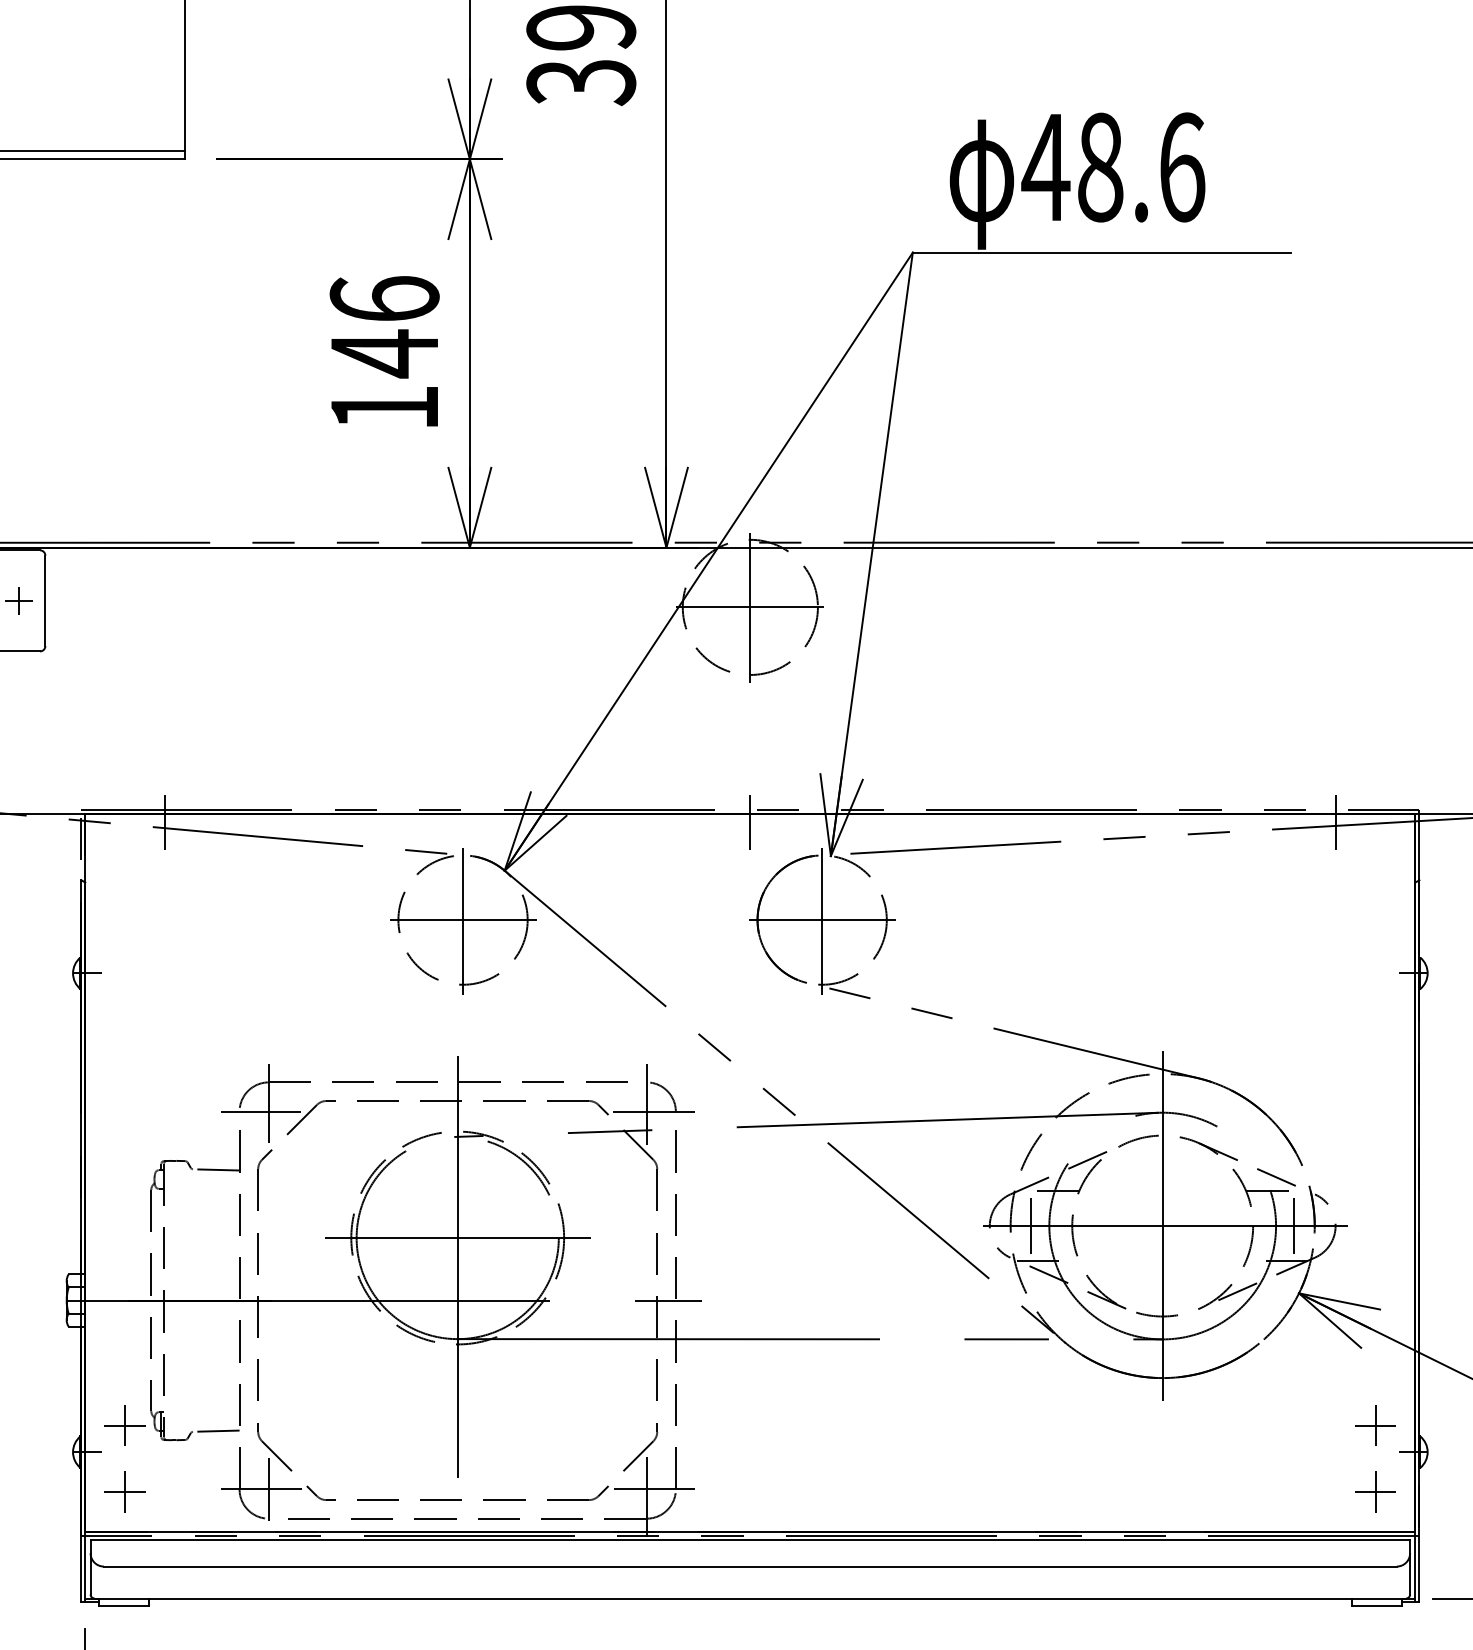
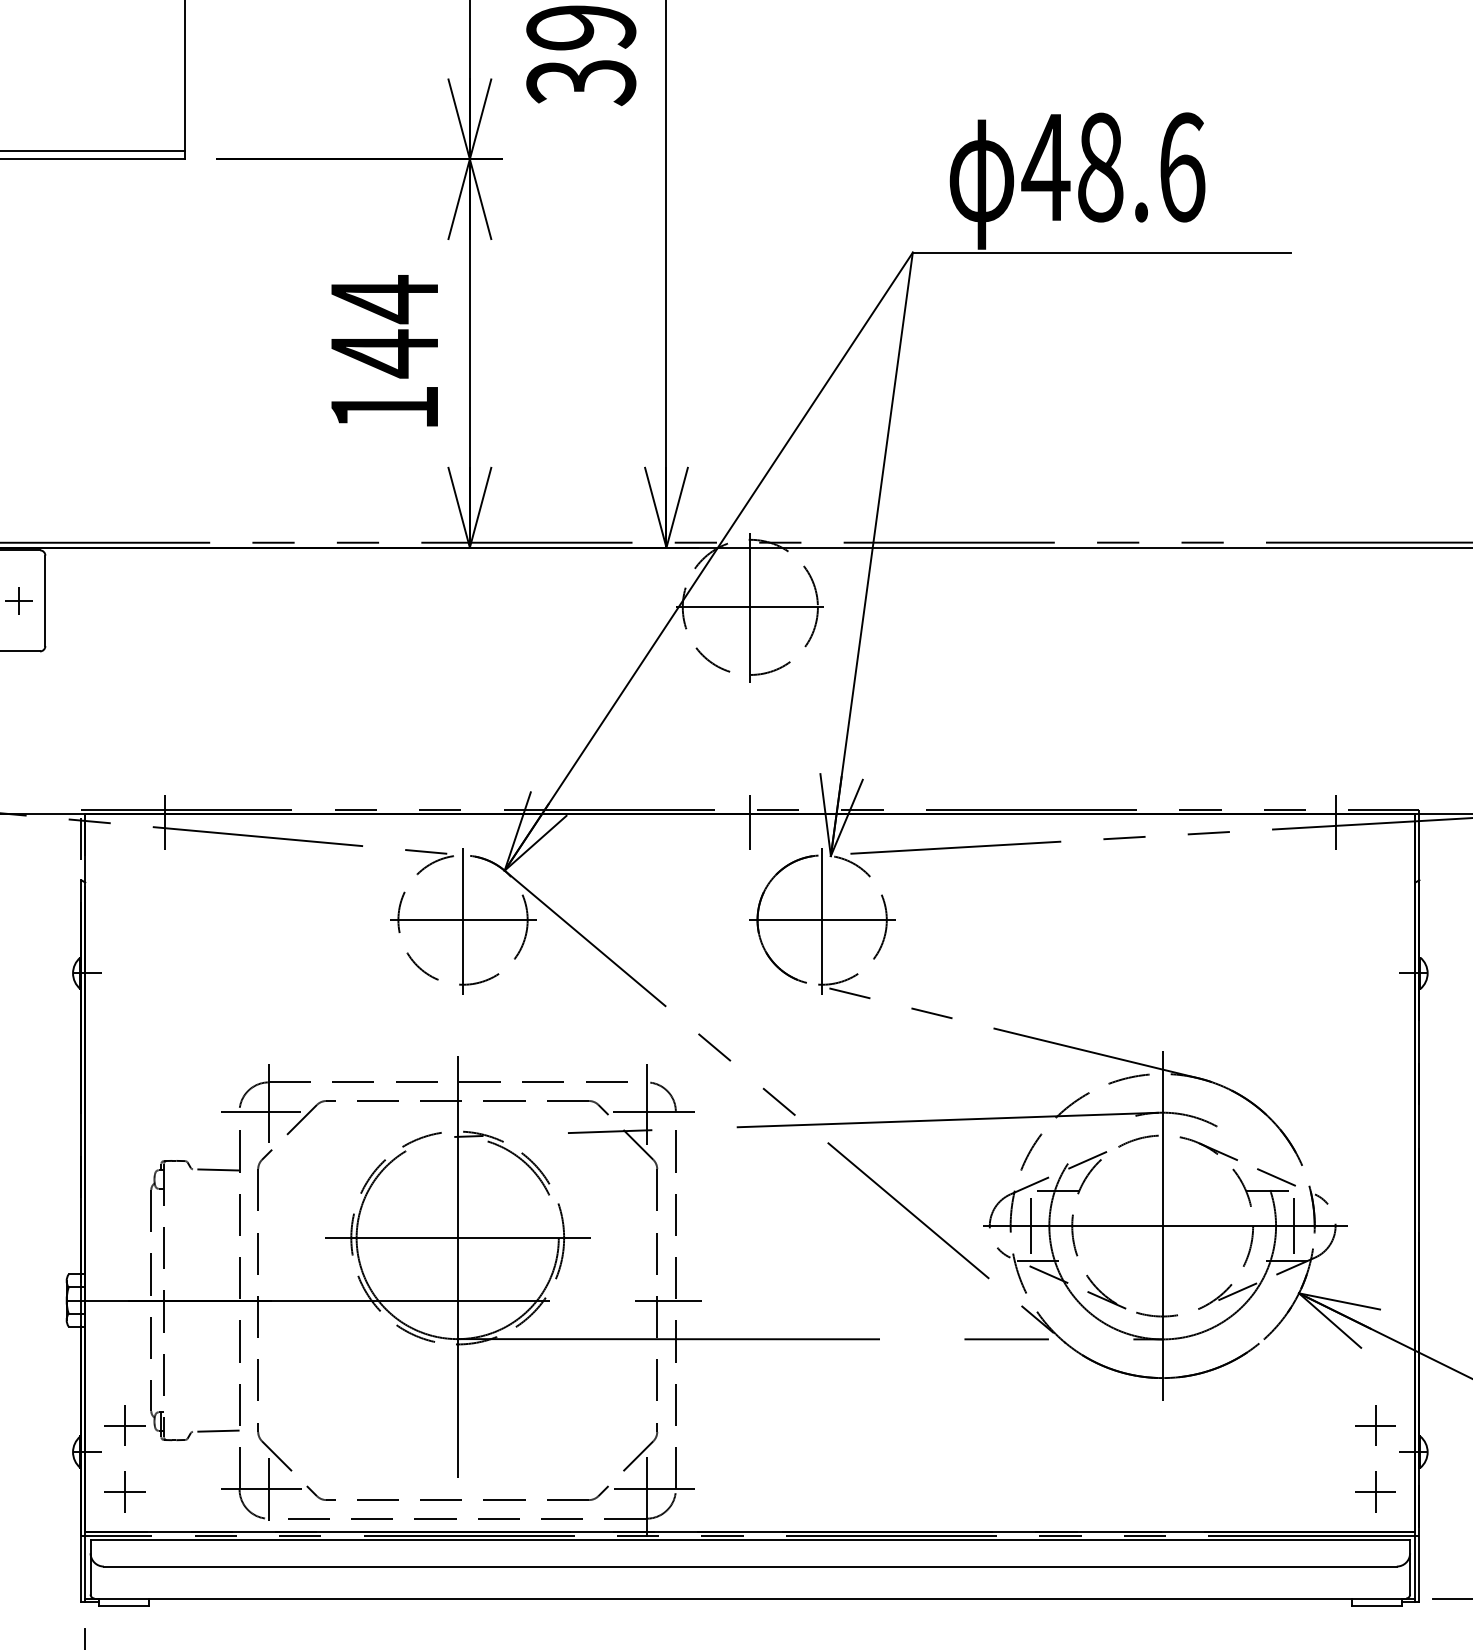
text: 146 -> 144 (384, 299)
